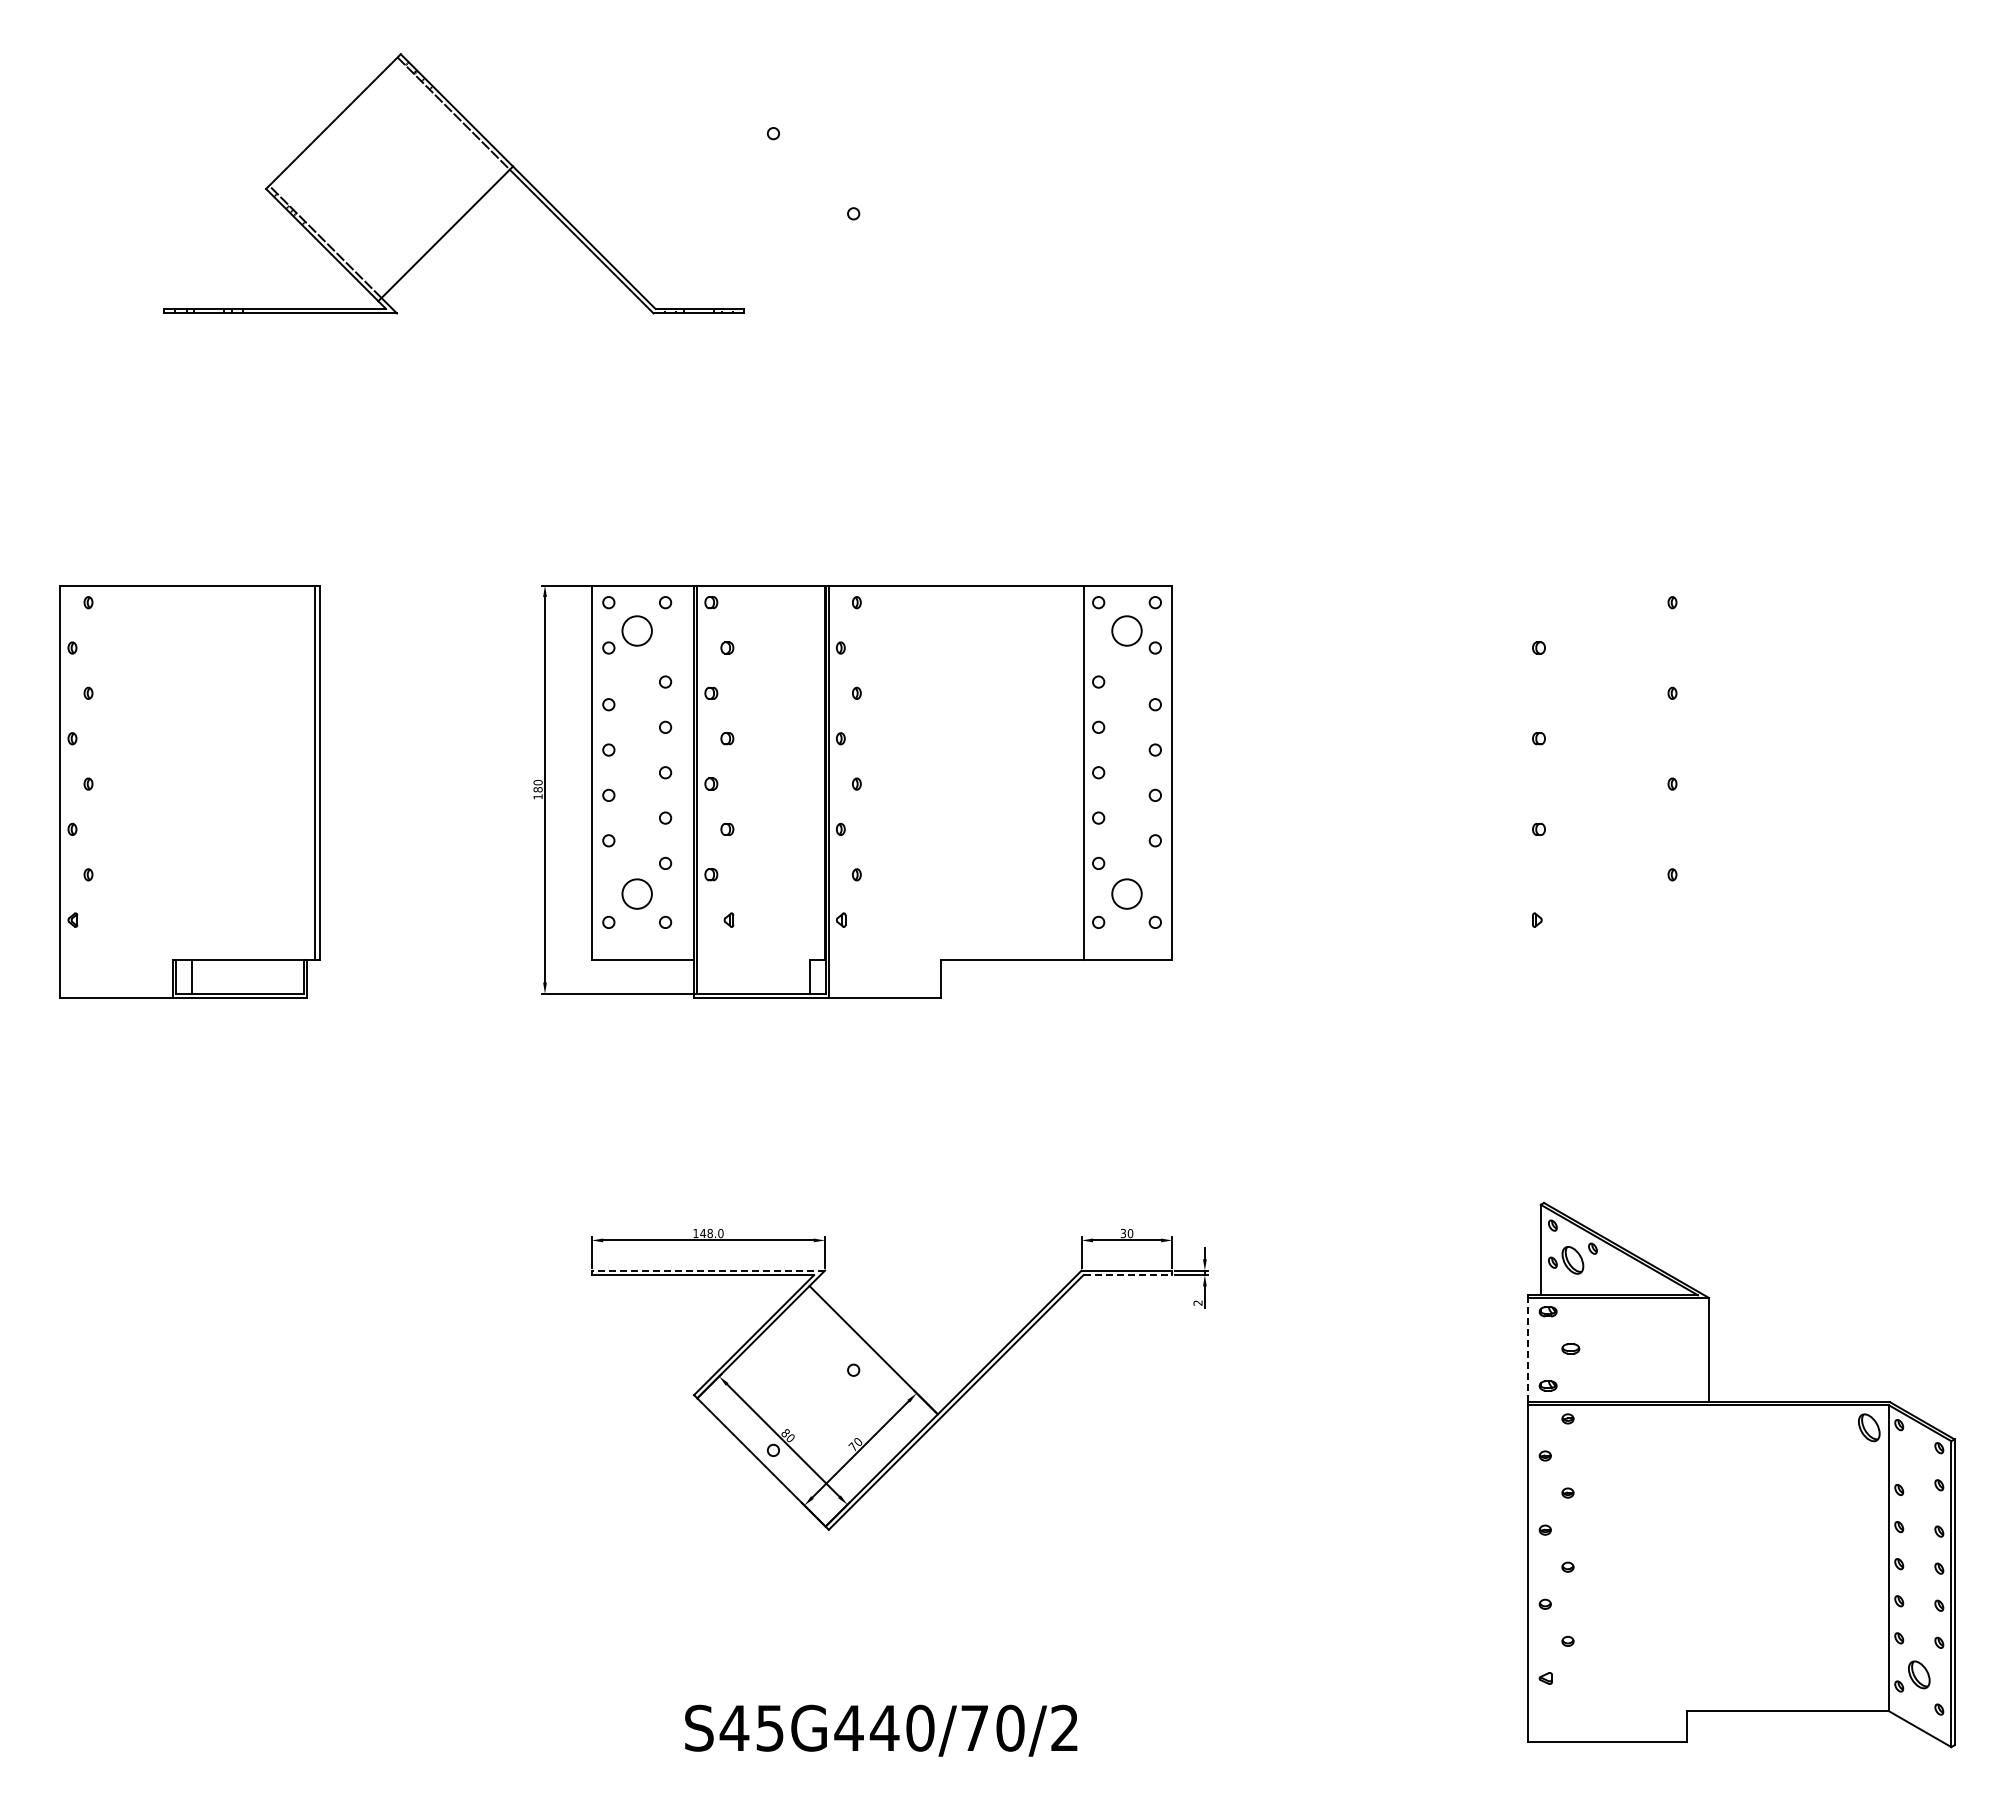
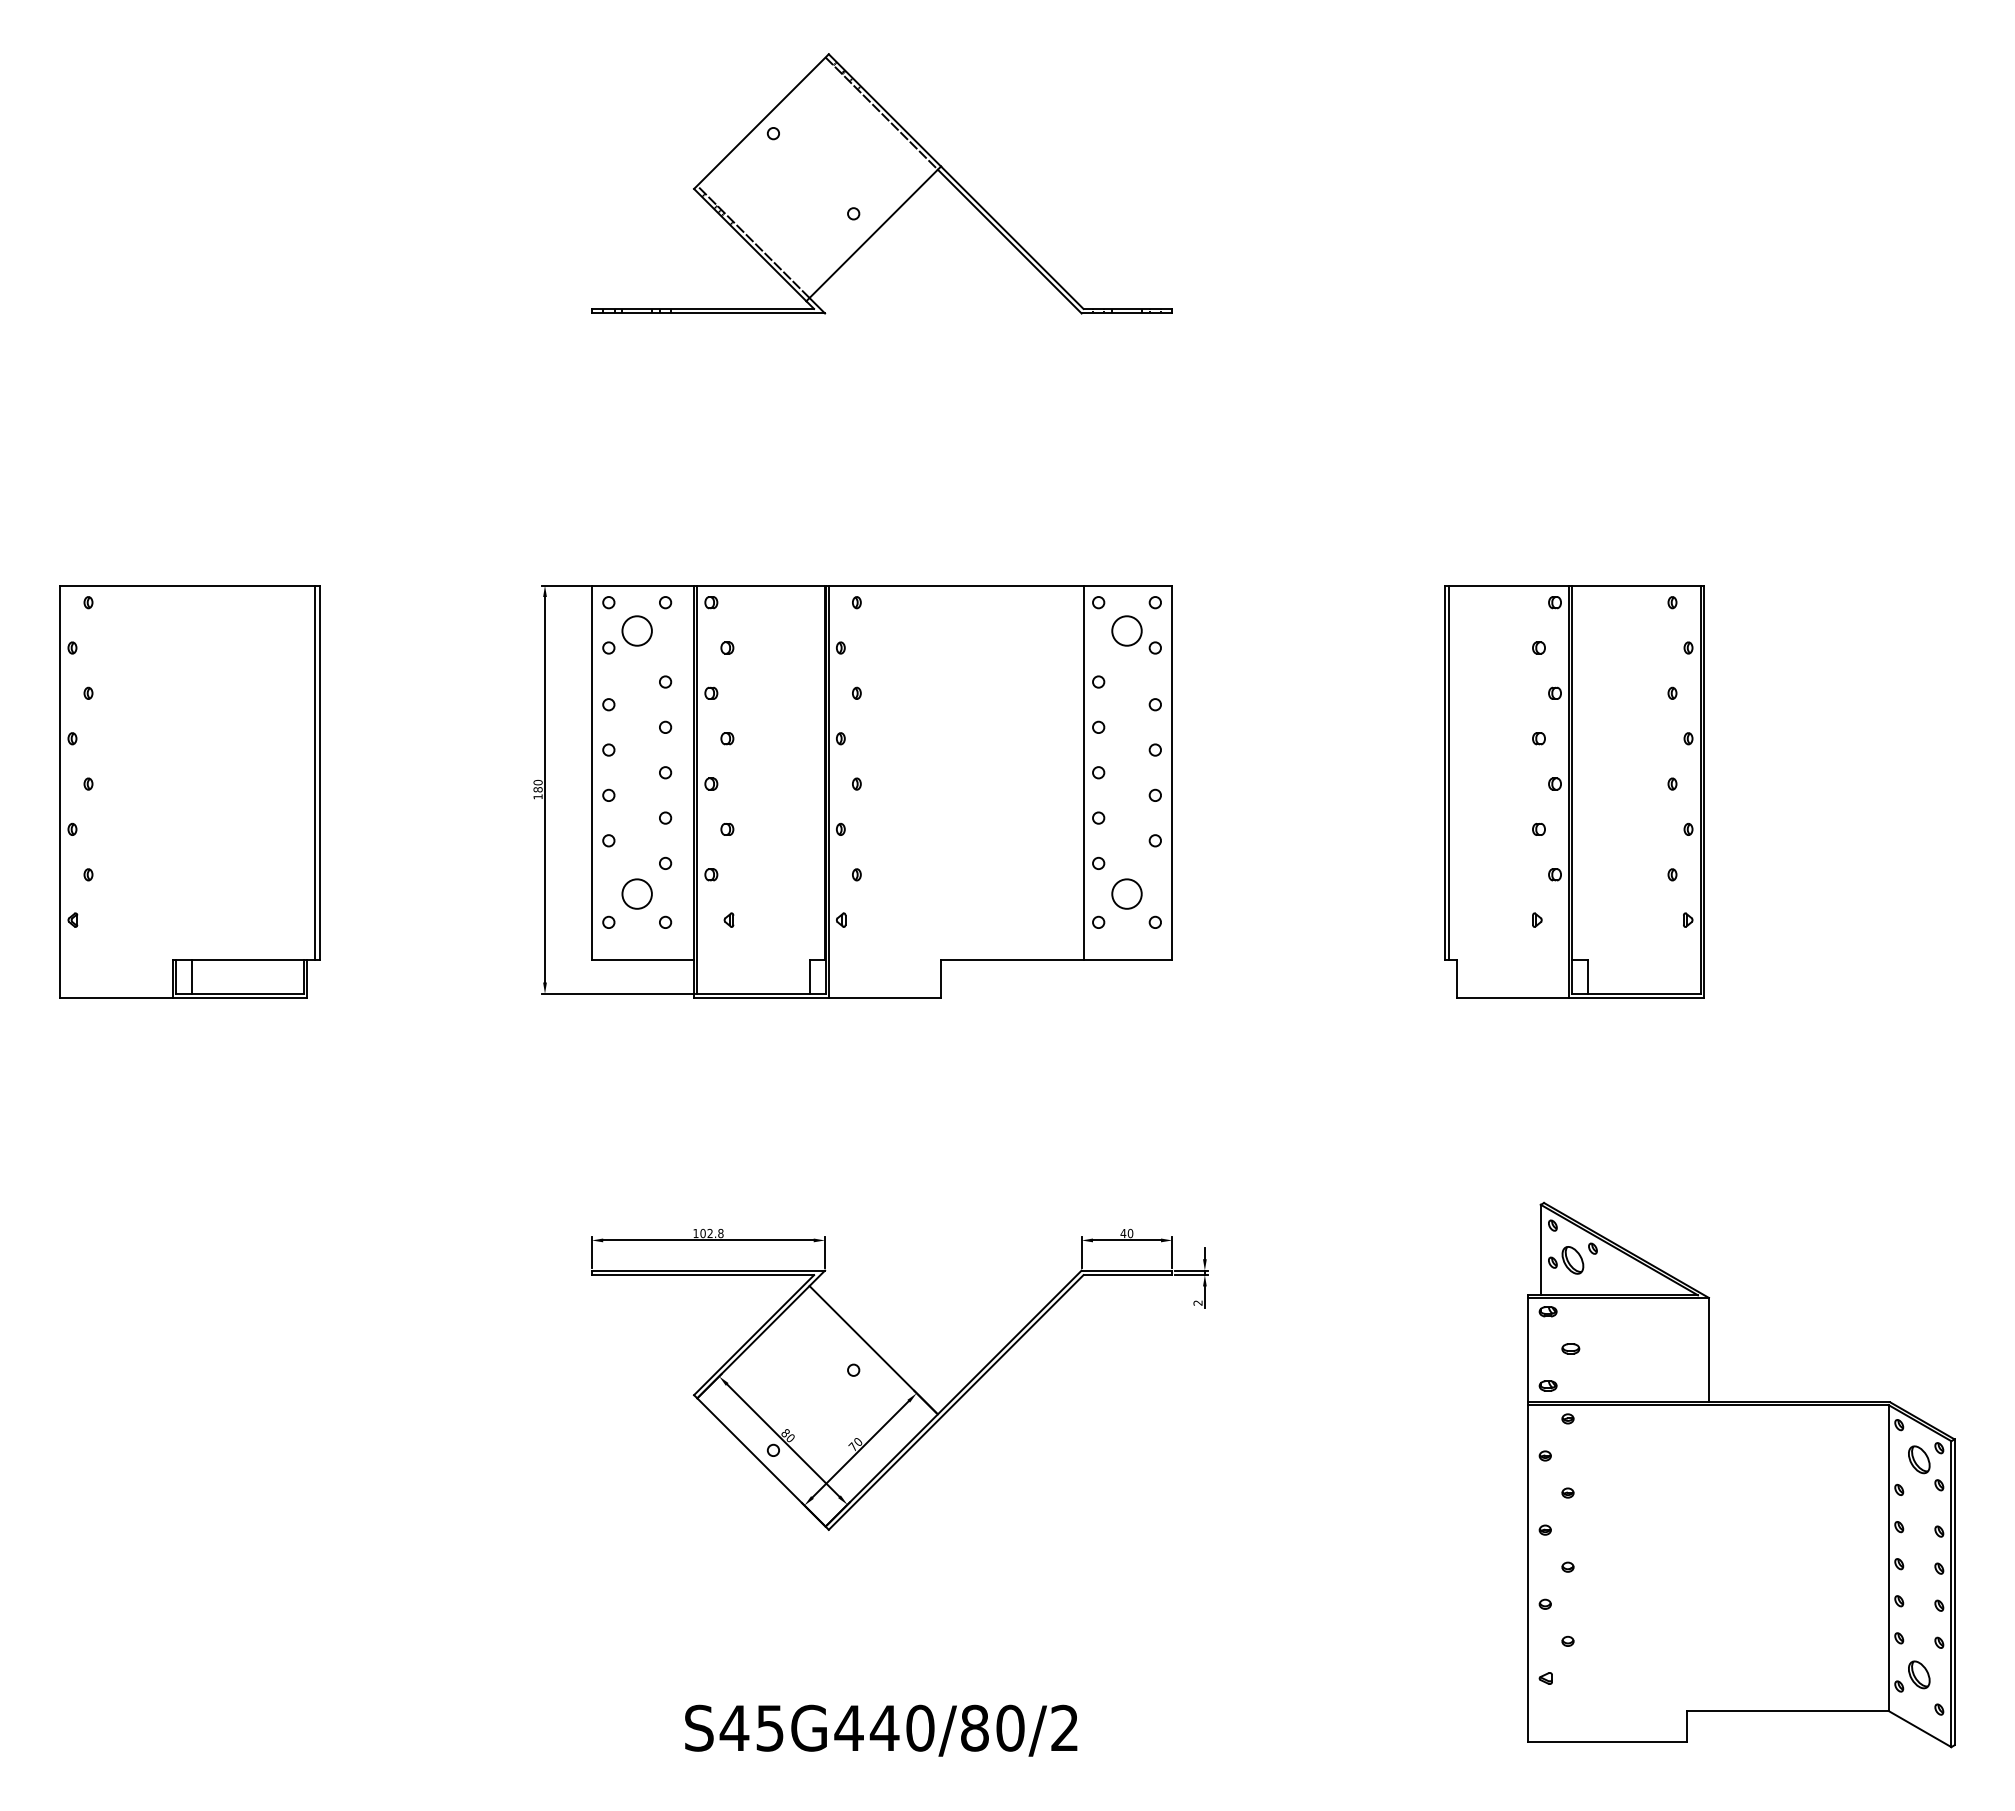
part position: (453, 183) -> (881, 183) (881, 183)
part: none -> present (1574, 791)
text: 148.0 -> 102.8 (711, 1233)
text: 30 -> 40 (1123, 1233)
line: dashed -> solid (708, 1270)
line: dashed -> solid (1128, 1275)
line: dashed -> solid (1528, 1349)
part position: (1869, 1427) -> (1919, 1459) (1919, 1459)
text: S45G440/70/2 -> S45G440/80/2 (974, 1727)
